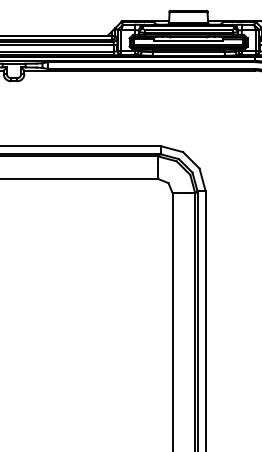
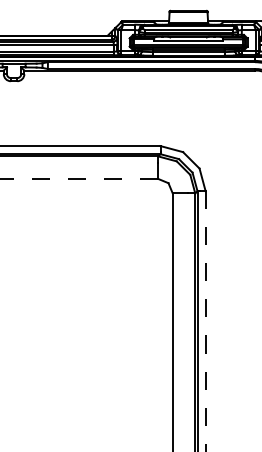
line: solid -> dashed (79, 178)
line: solid -> dashed (205, 321)
